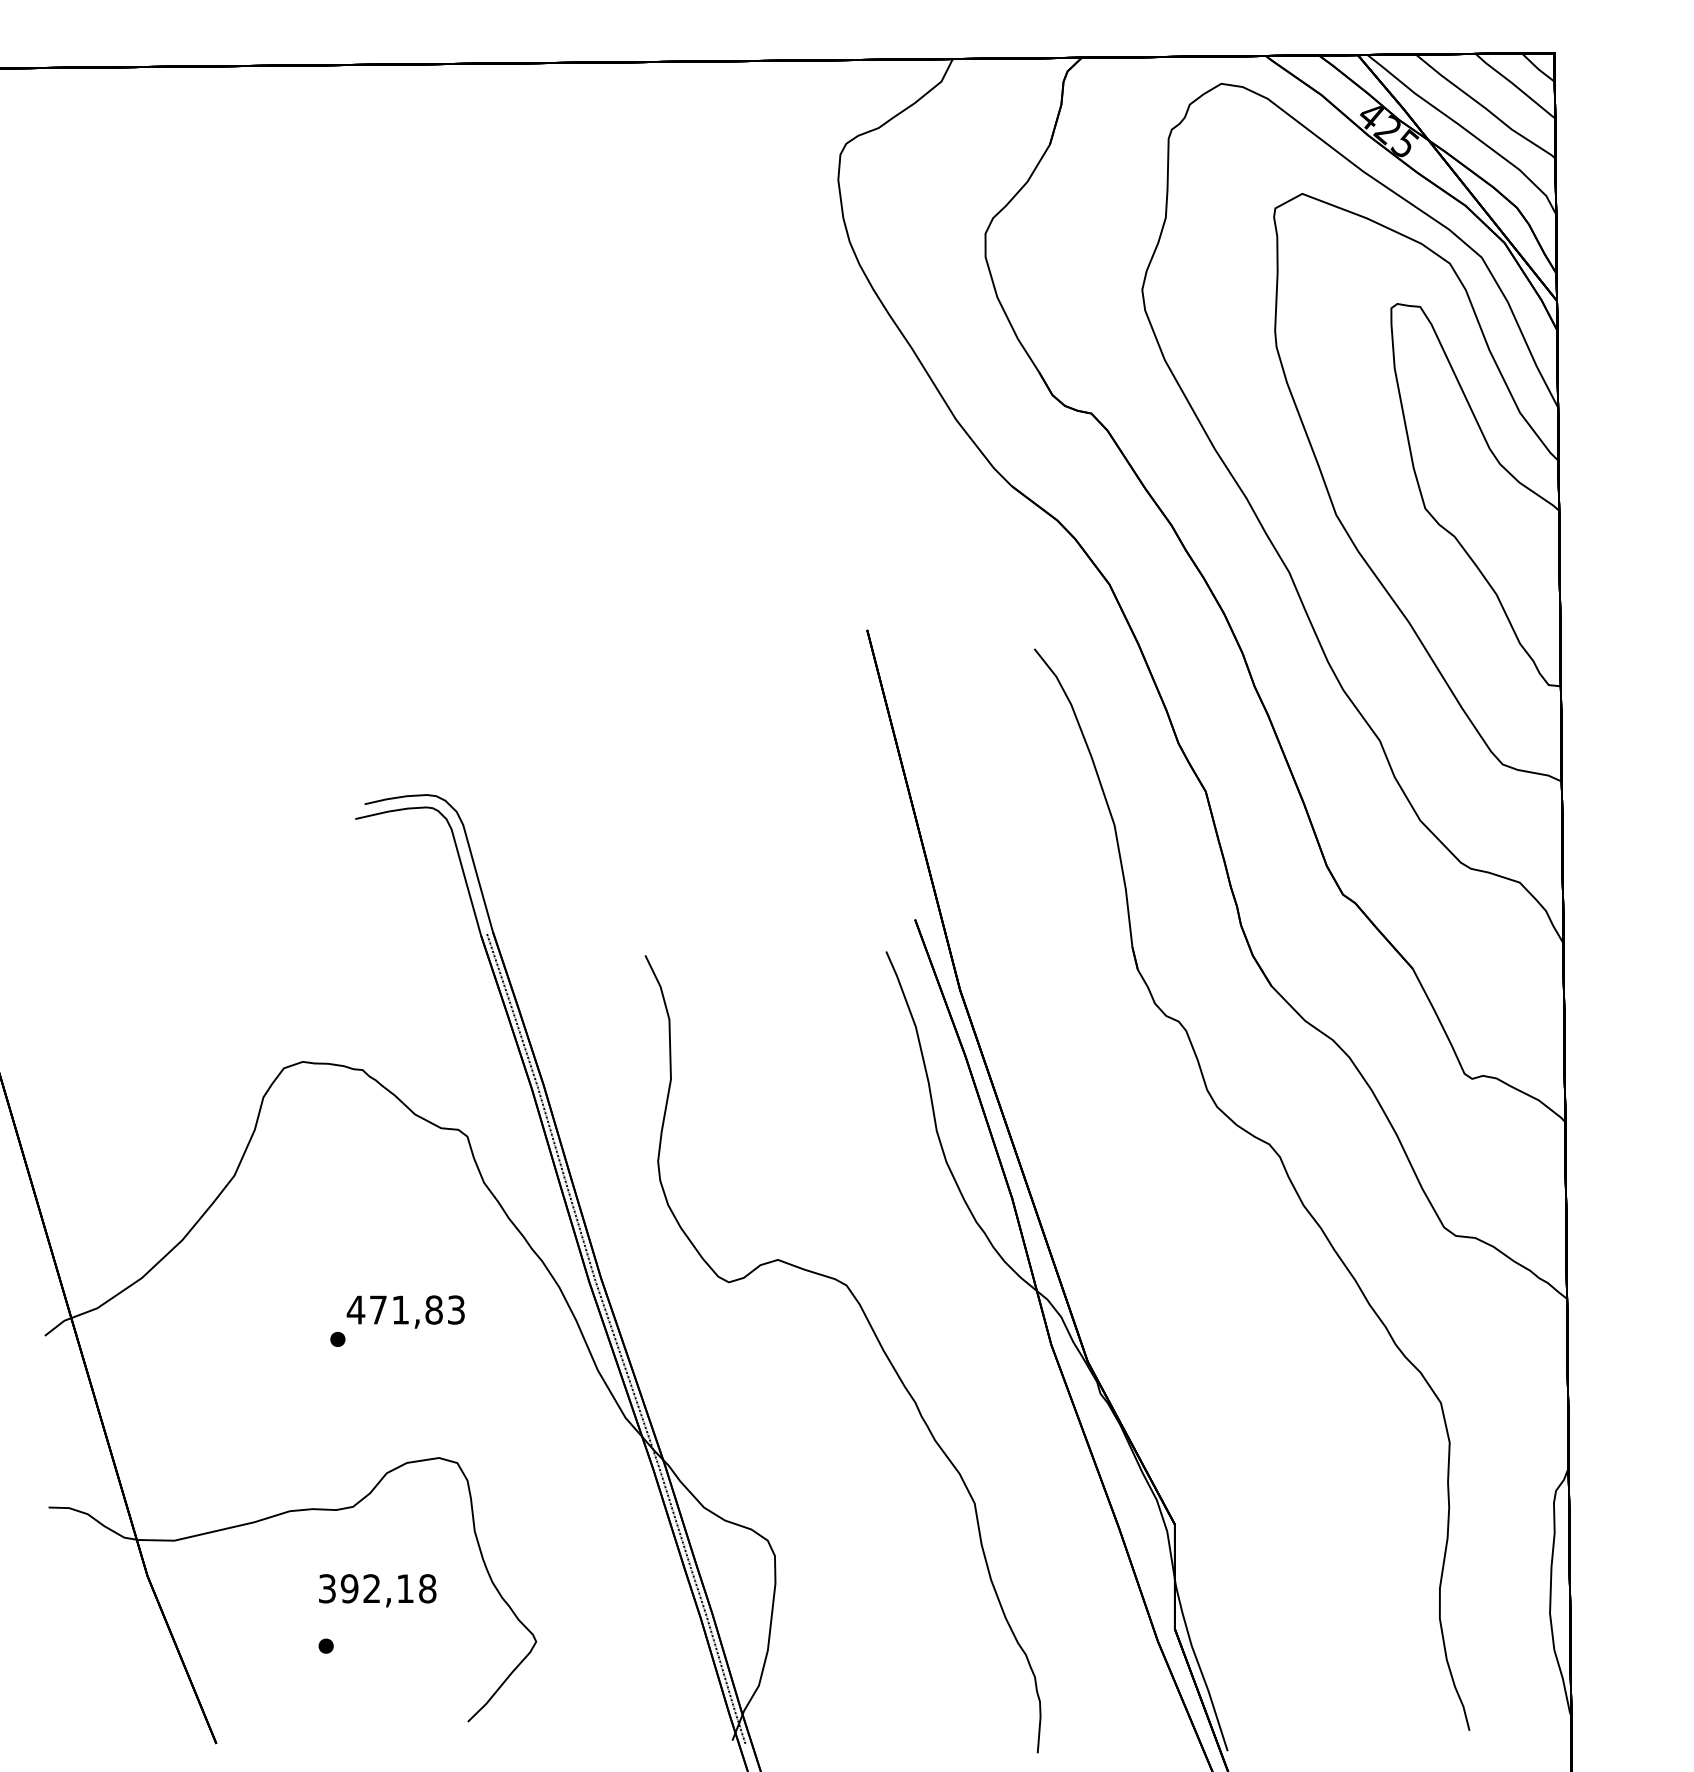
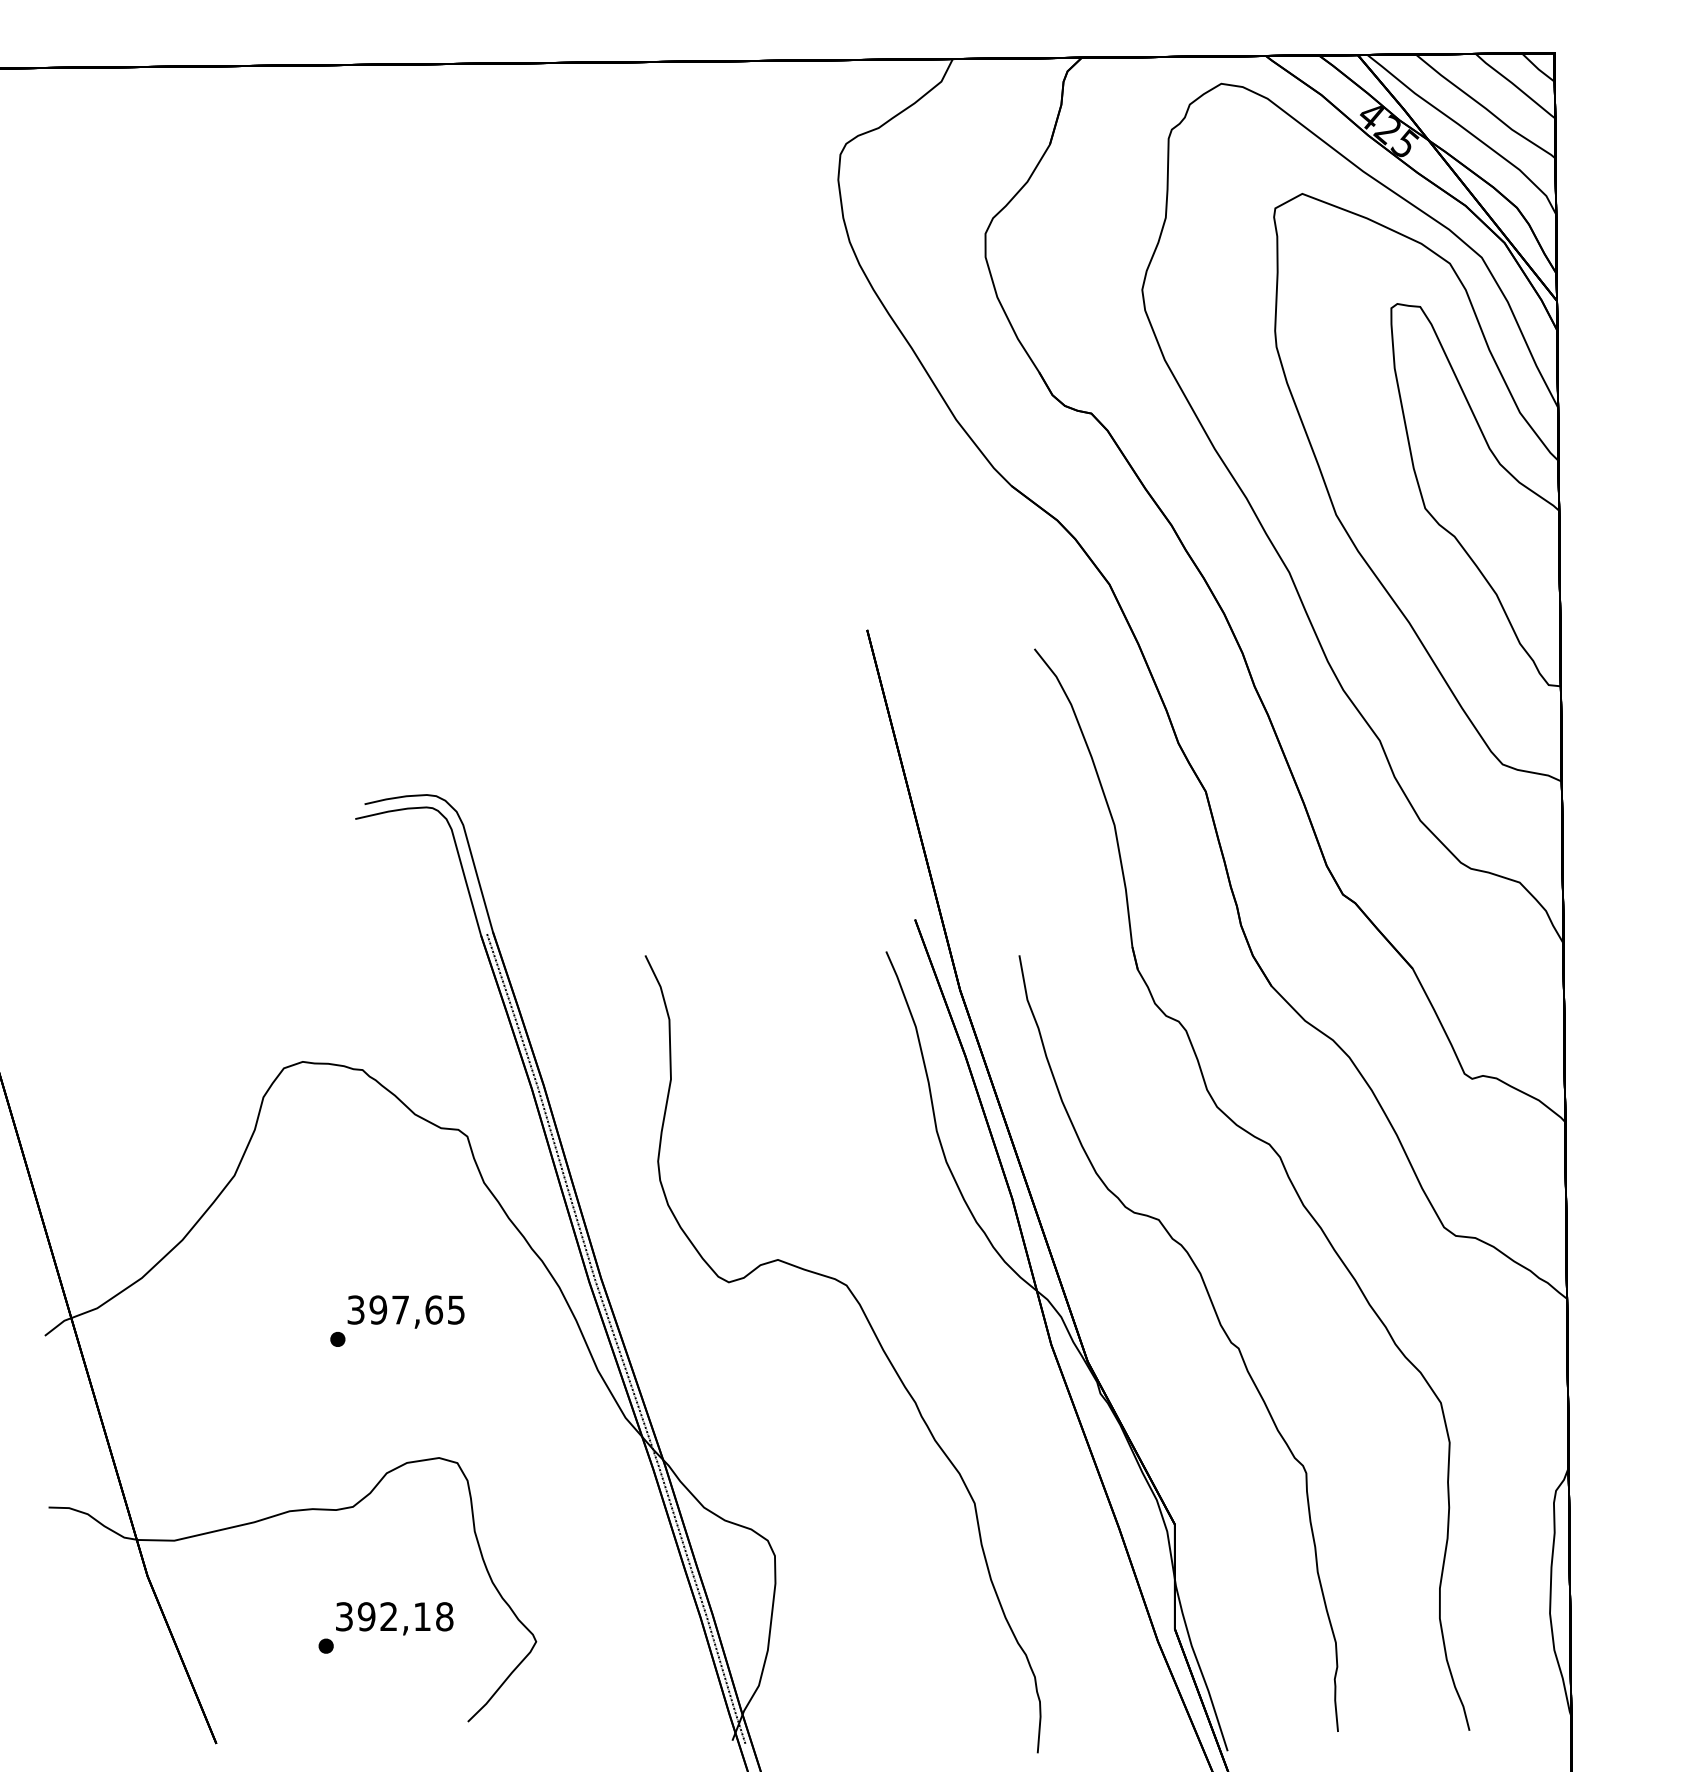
text: 471,83 -> 397,65 (405, 1309)
part: none -> present (1218, 1322)
text position: (377, 1590) -> (394, 1618) (394, 1618)
